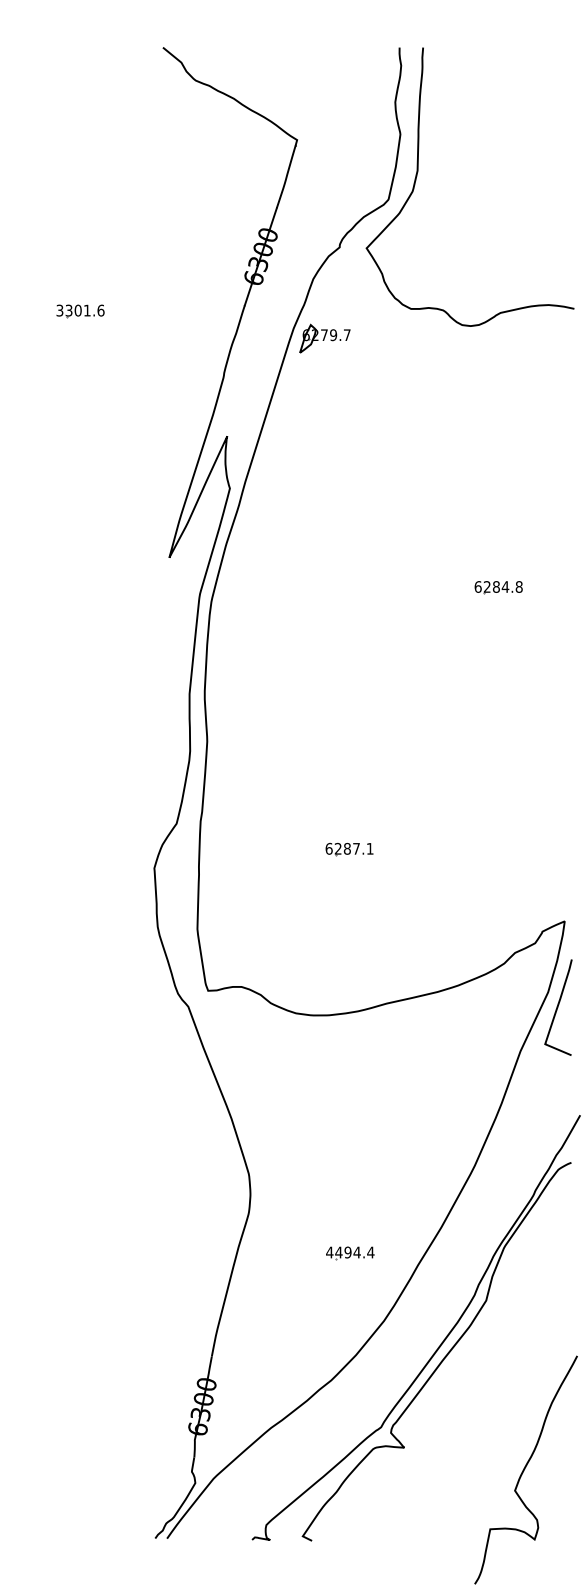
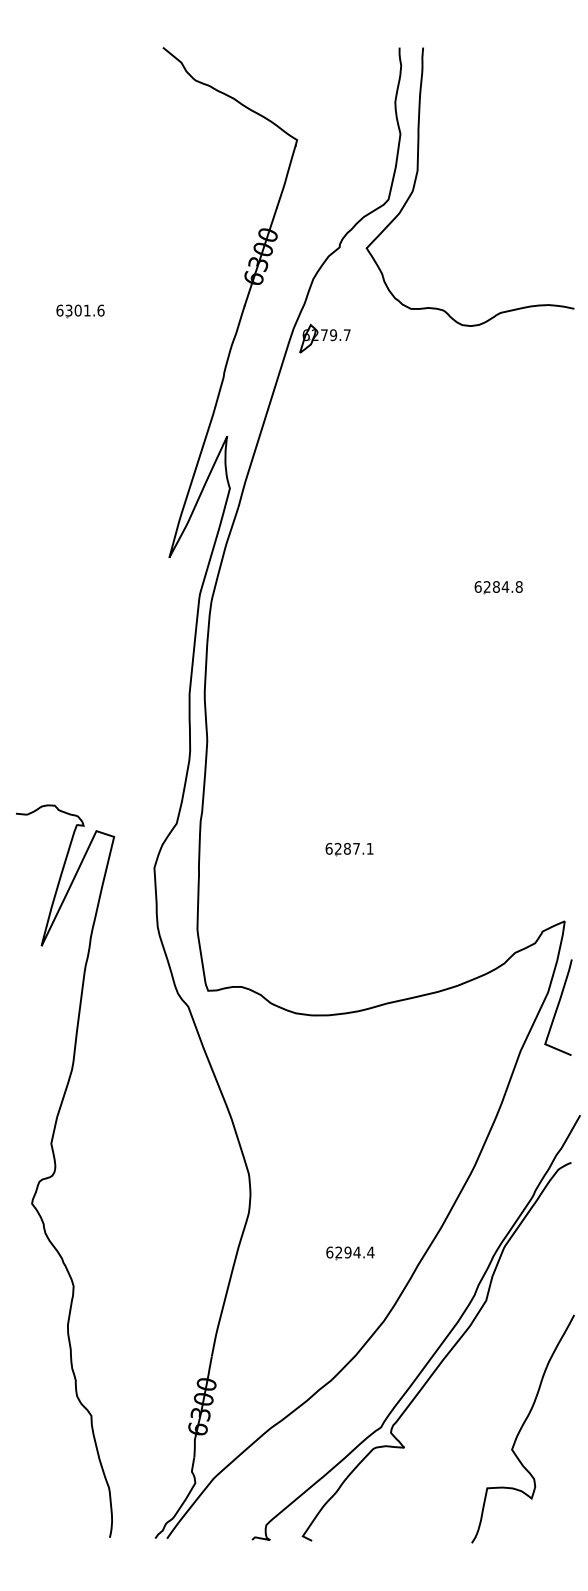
text: 3301.6 -> 6301.6 (59, 310)
curve: none -> present (56, 1168)
text: 4494.4 -> 6294.4 (334, 1252)
curve position: (525, 1469) -> (522, 1428) (522, 1428)
